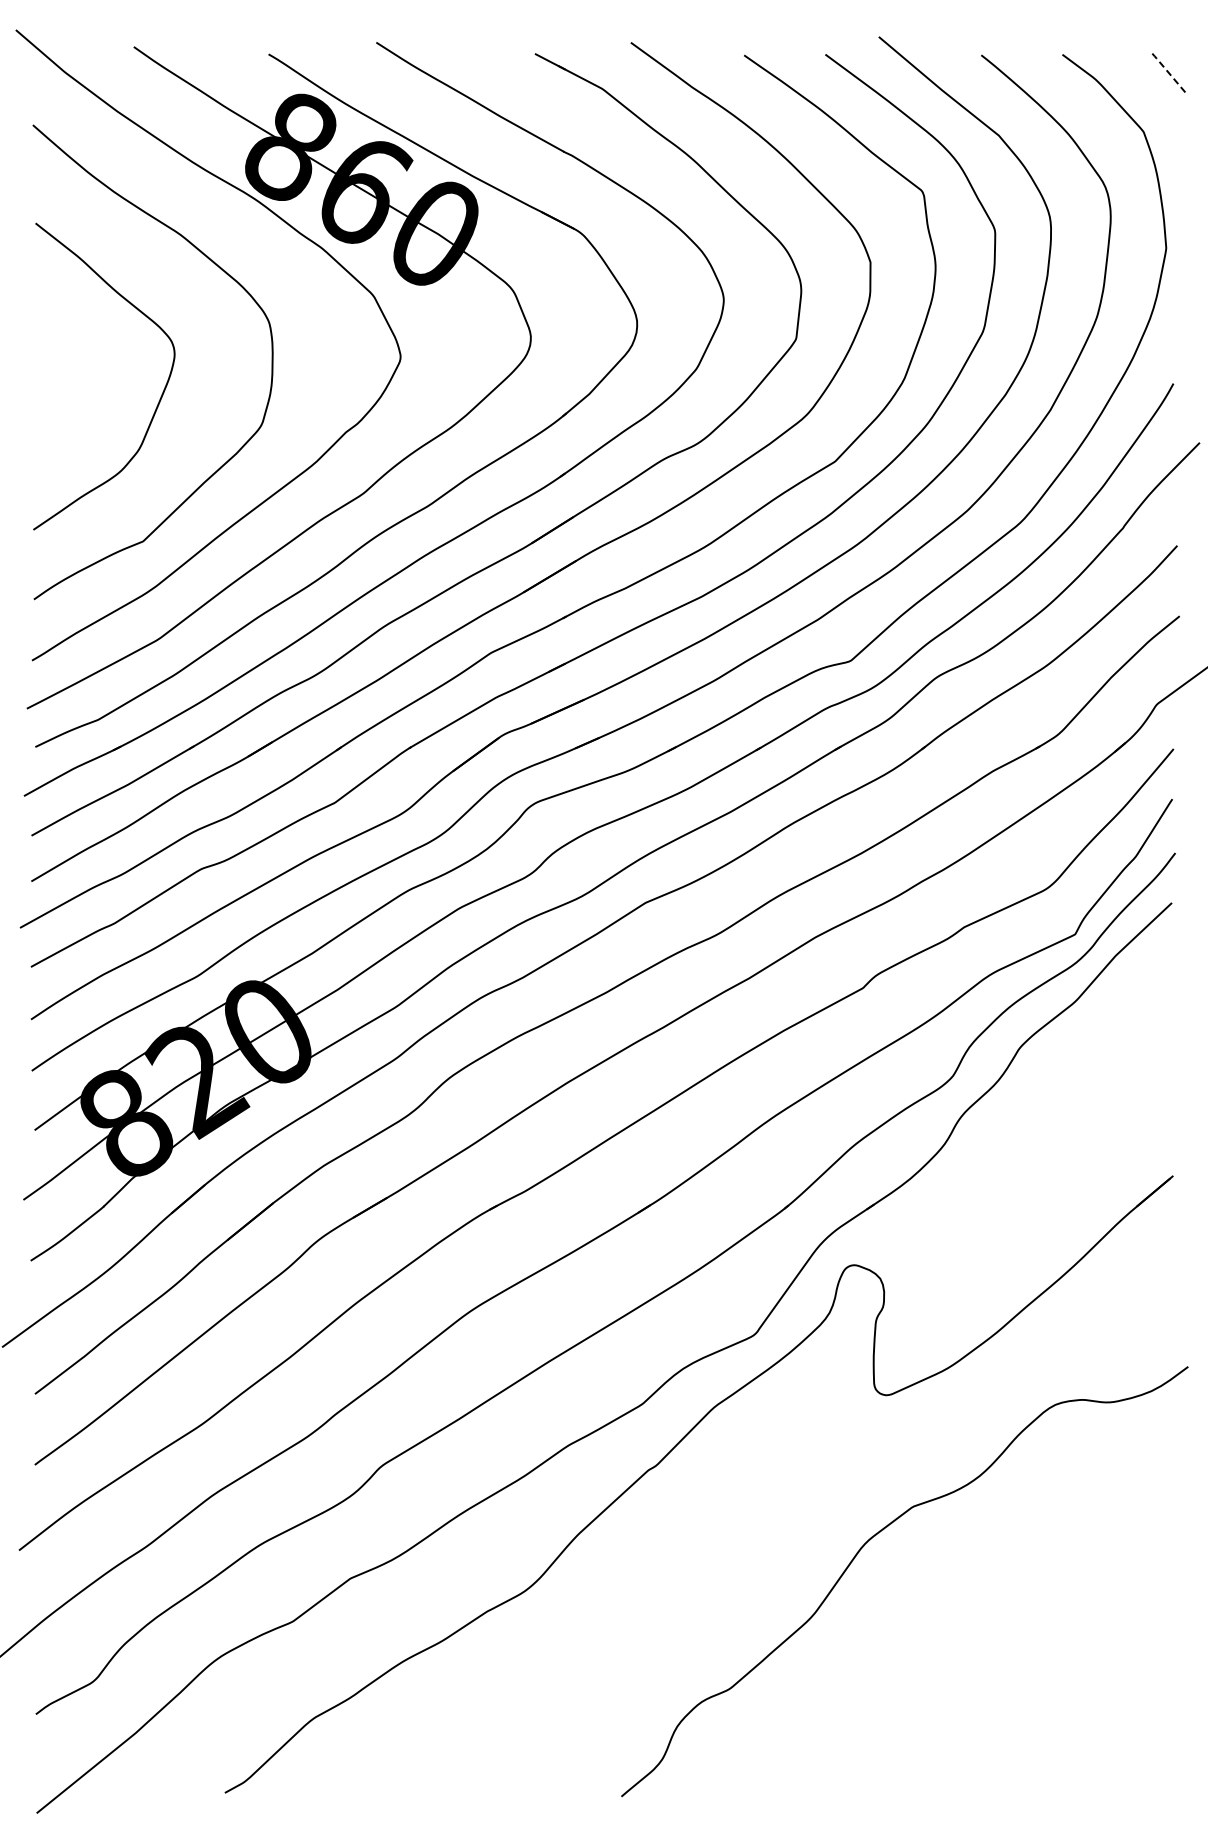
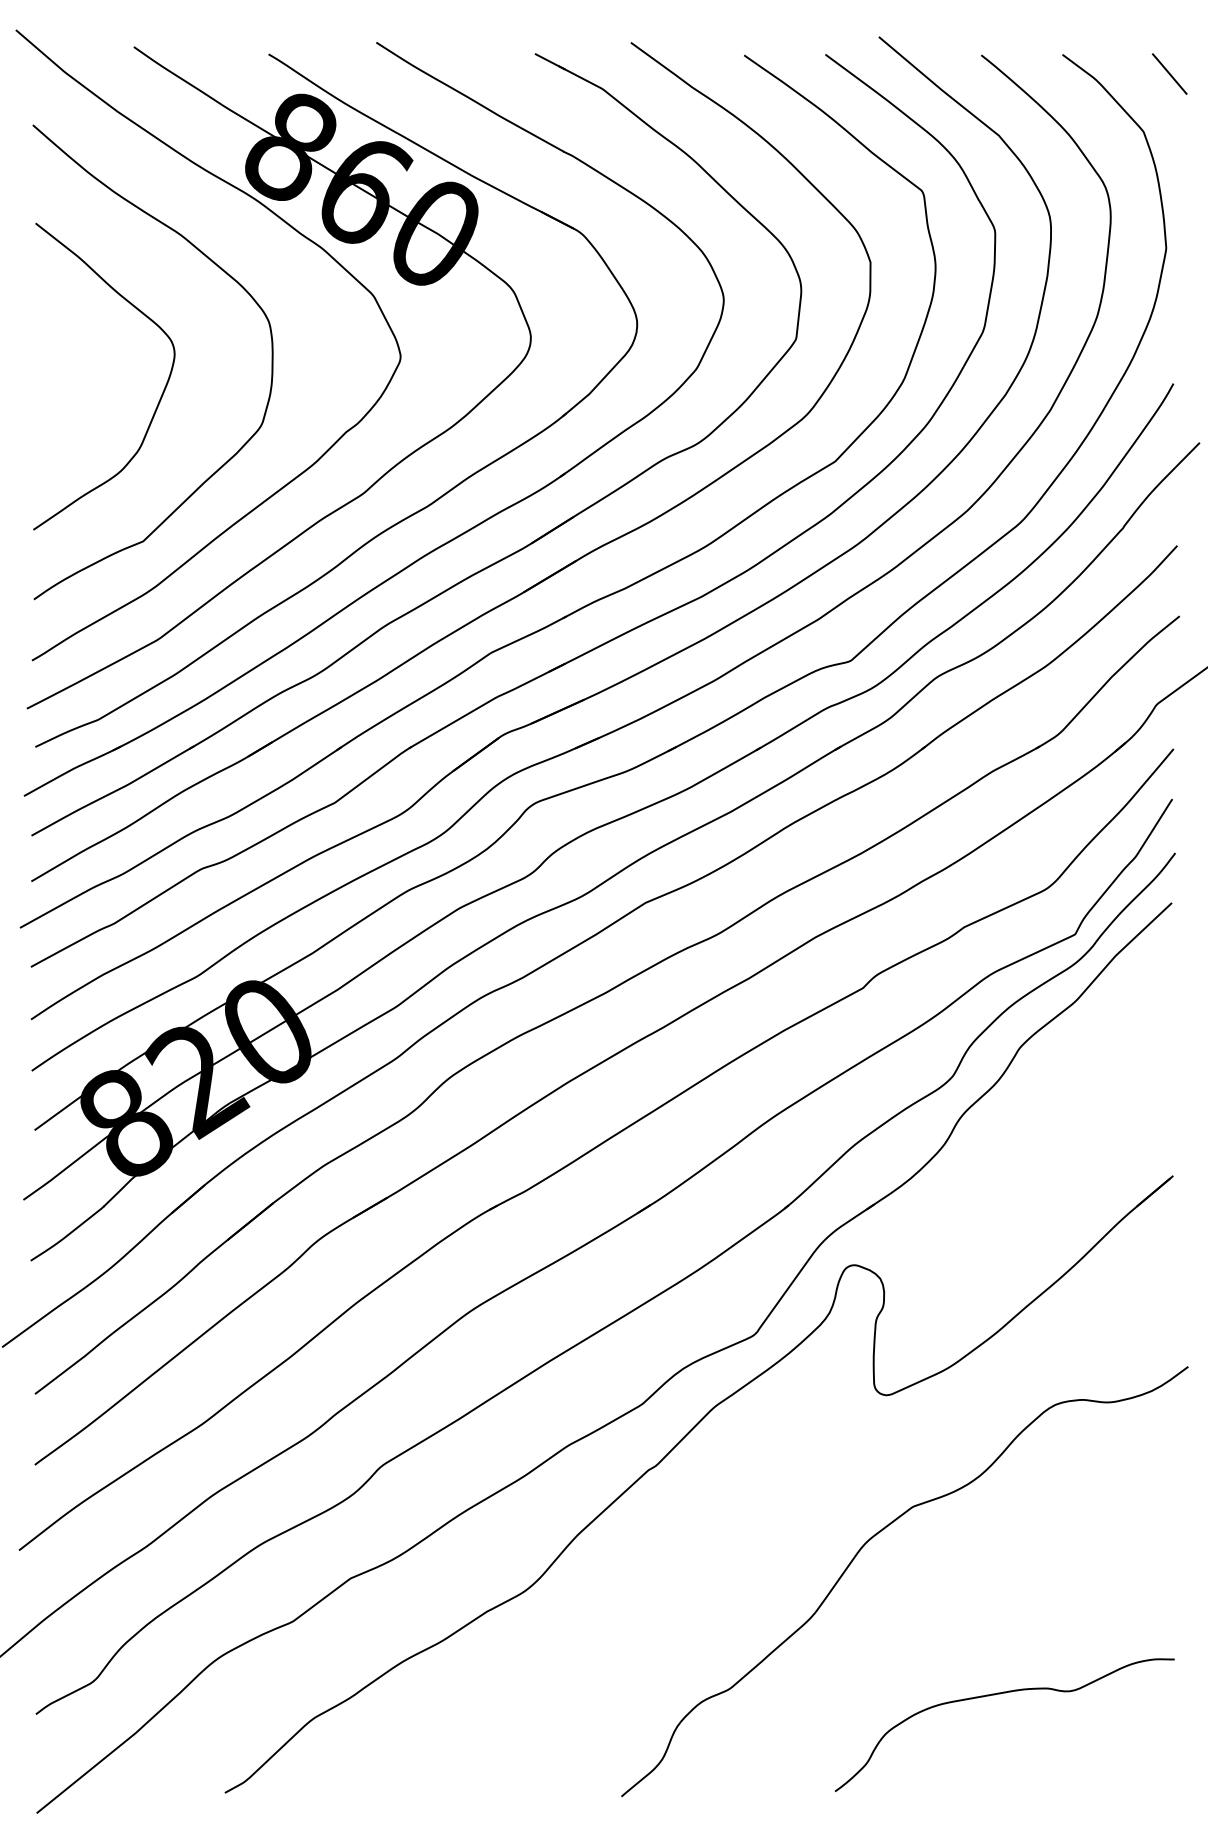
line: dashed -> solid (1168, 72)
curve: none -> present (1000, 1694)
